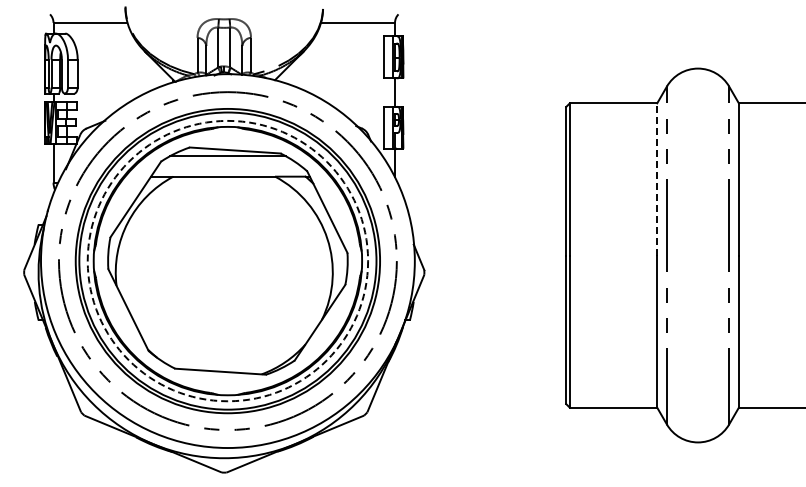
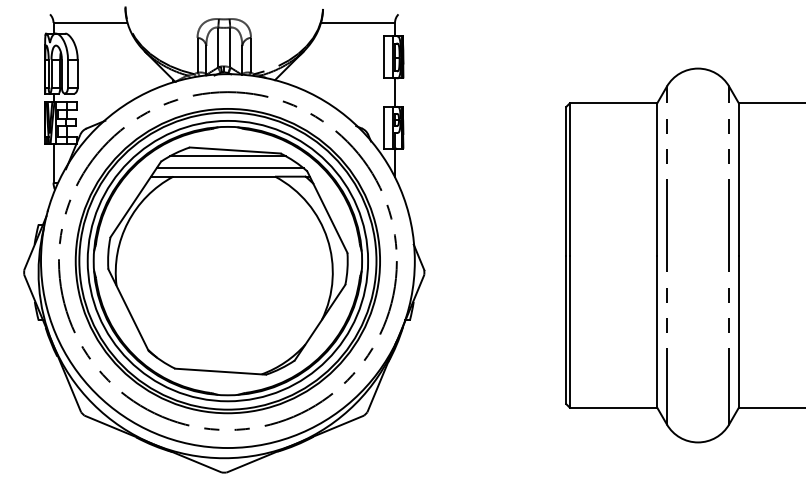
line: none -> present (229, 168)
line: dashed -> solid (657, 178)
circle: dashed -> solid (227, 260)
